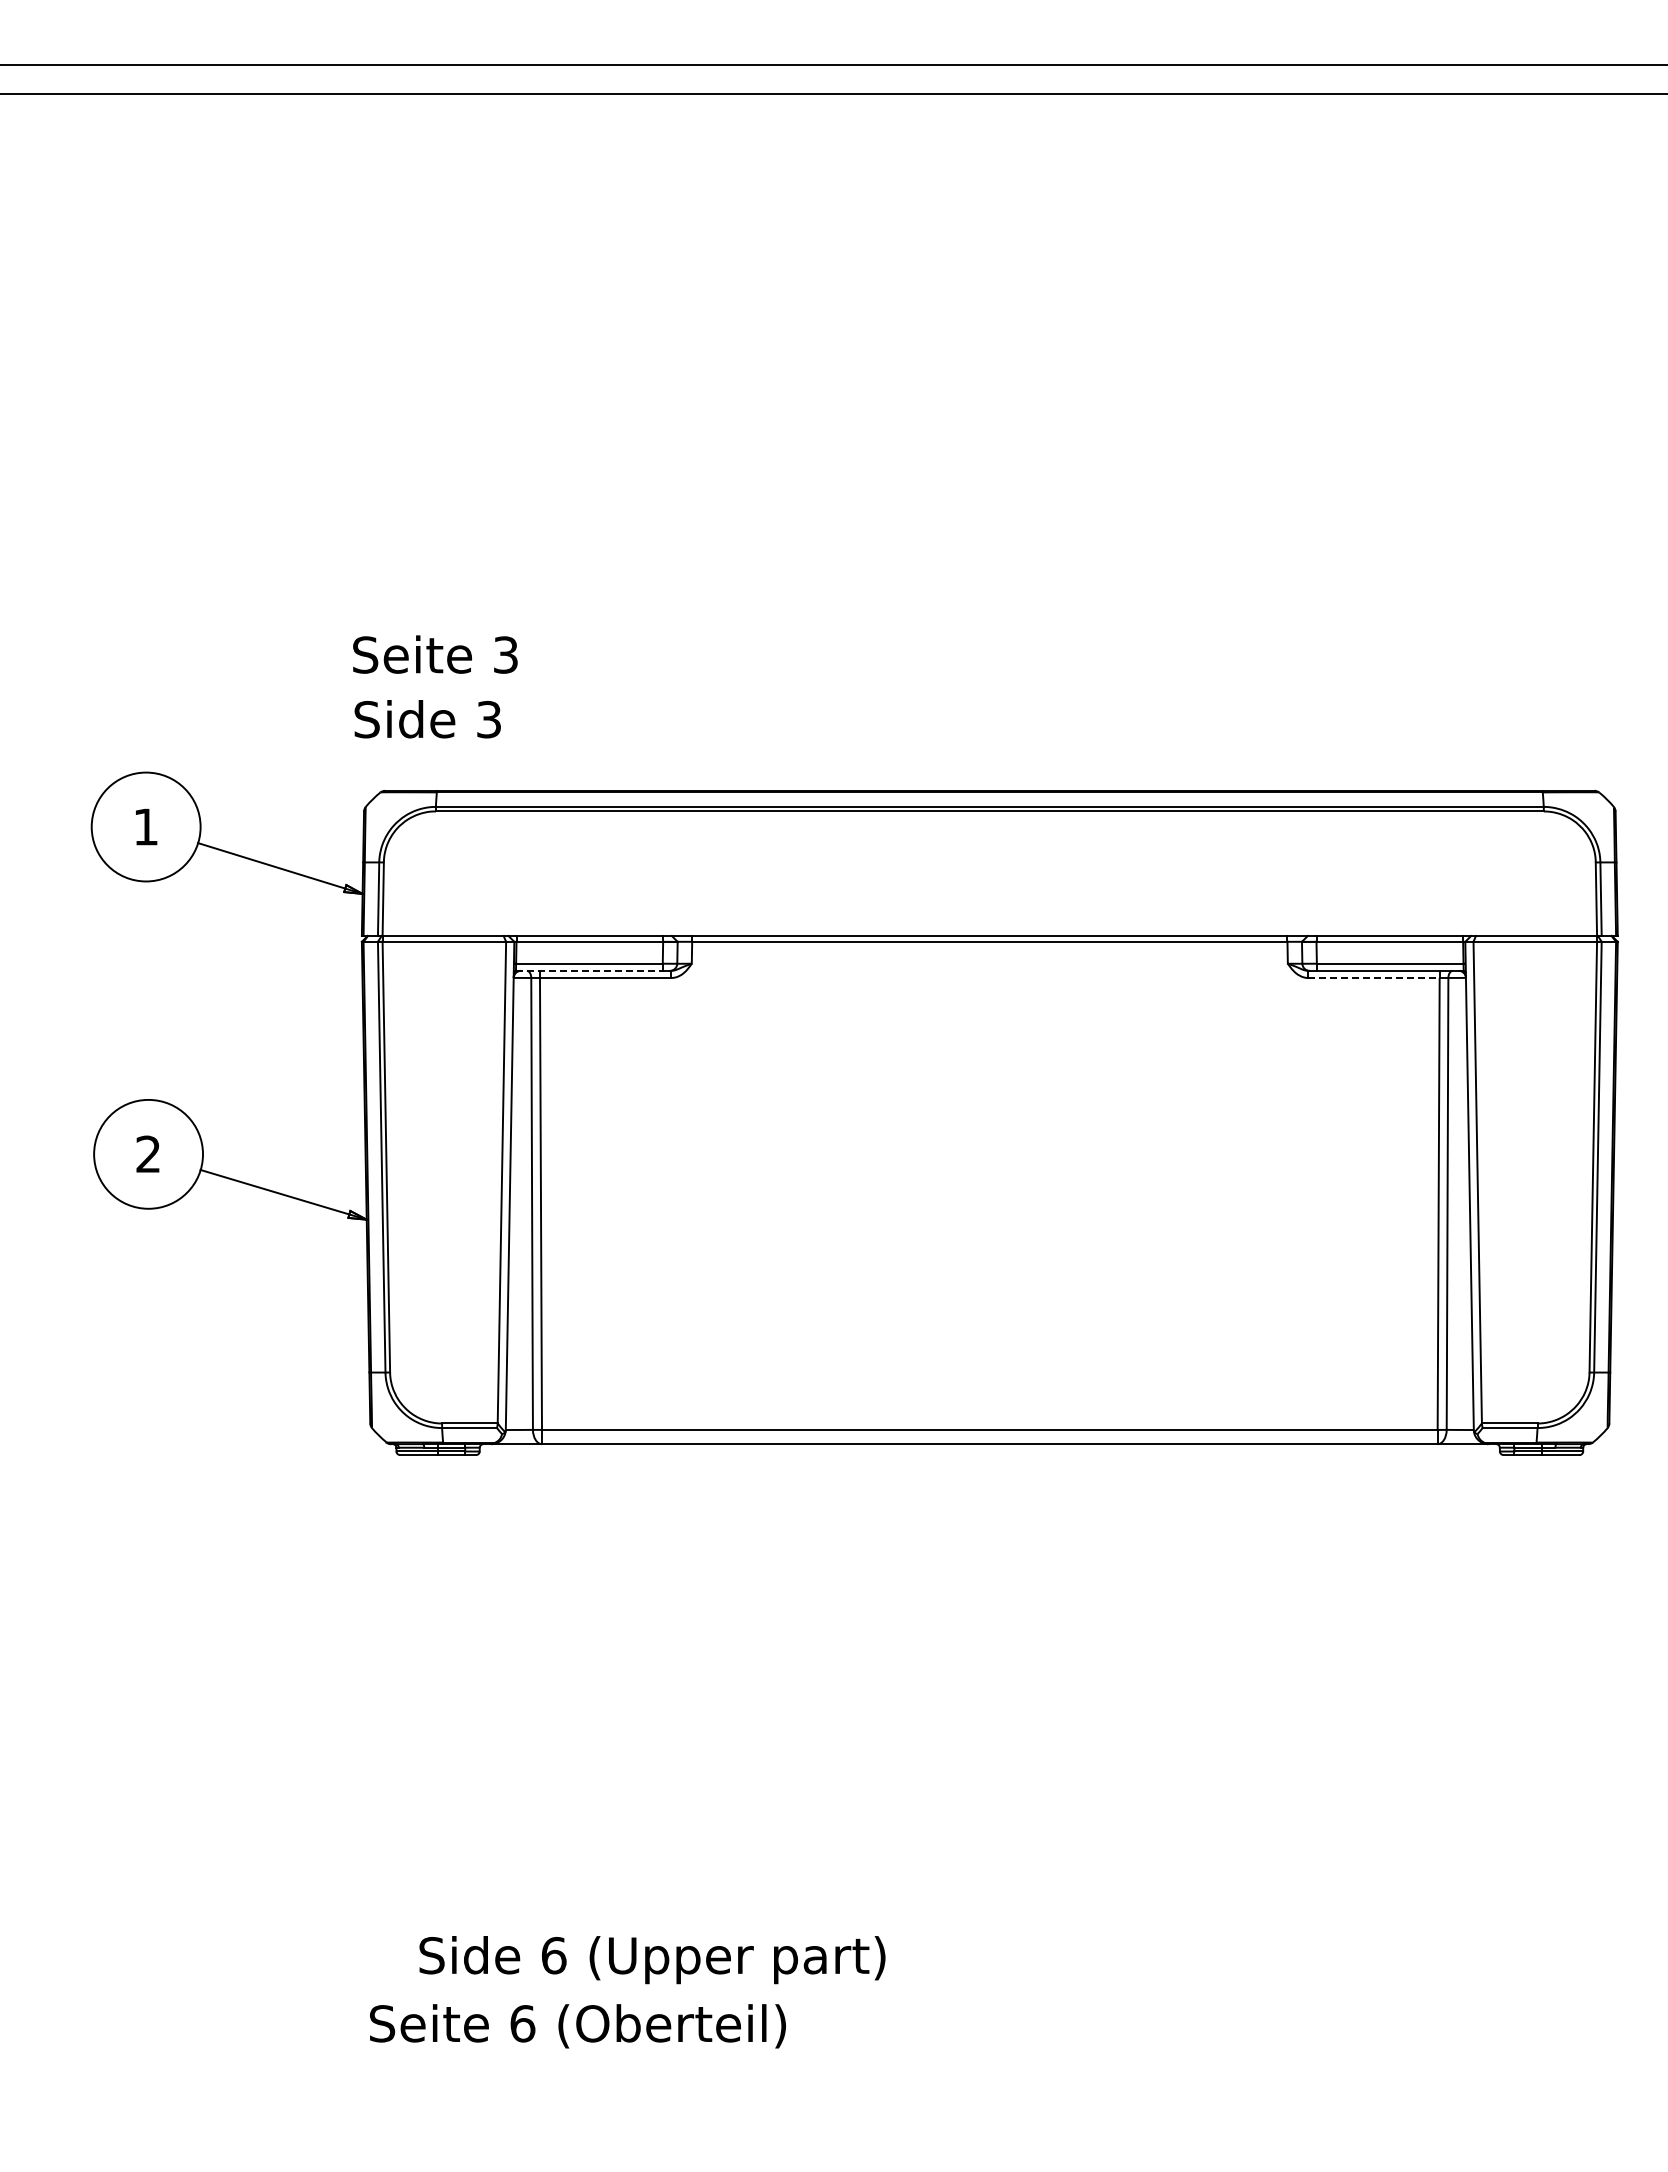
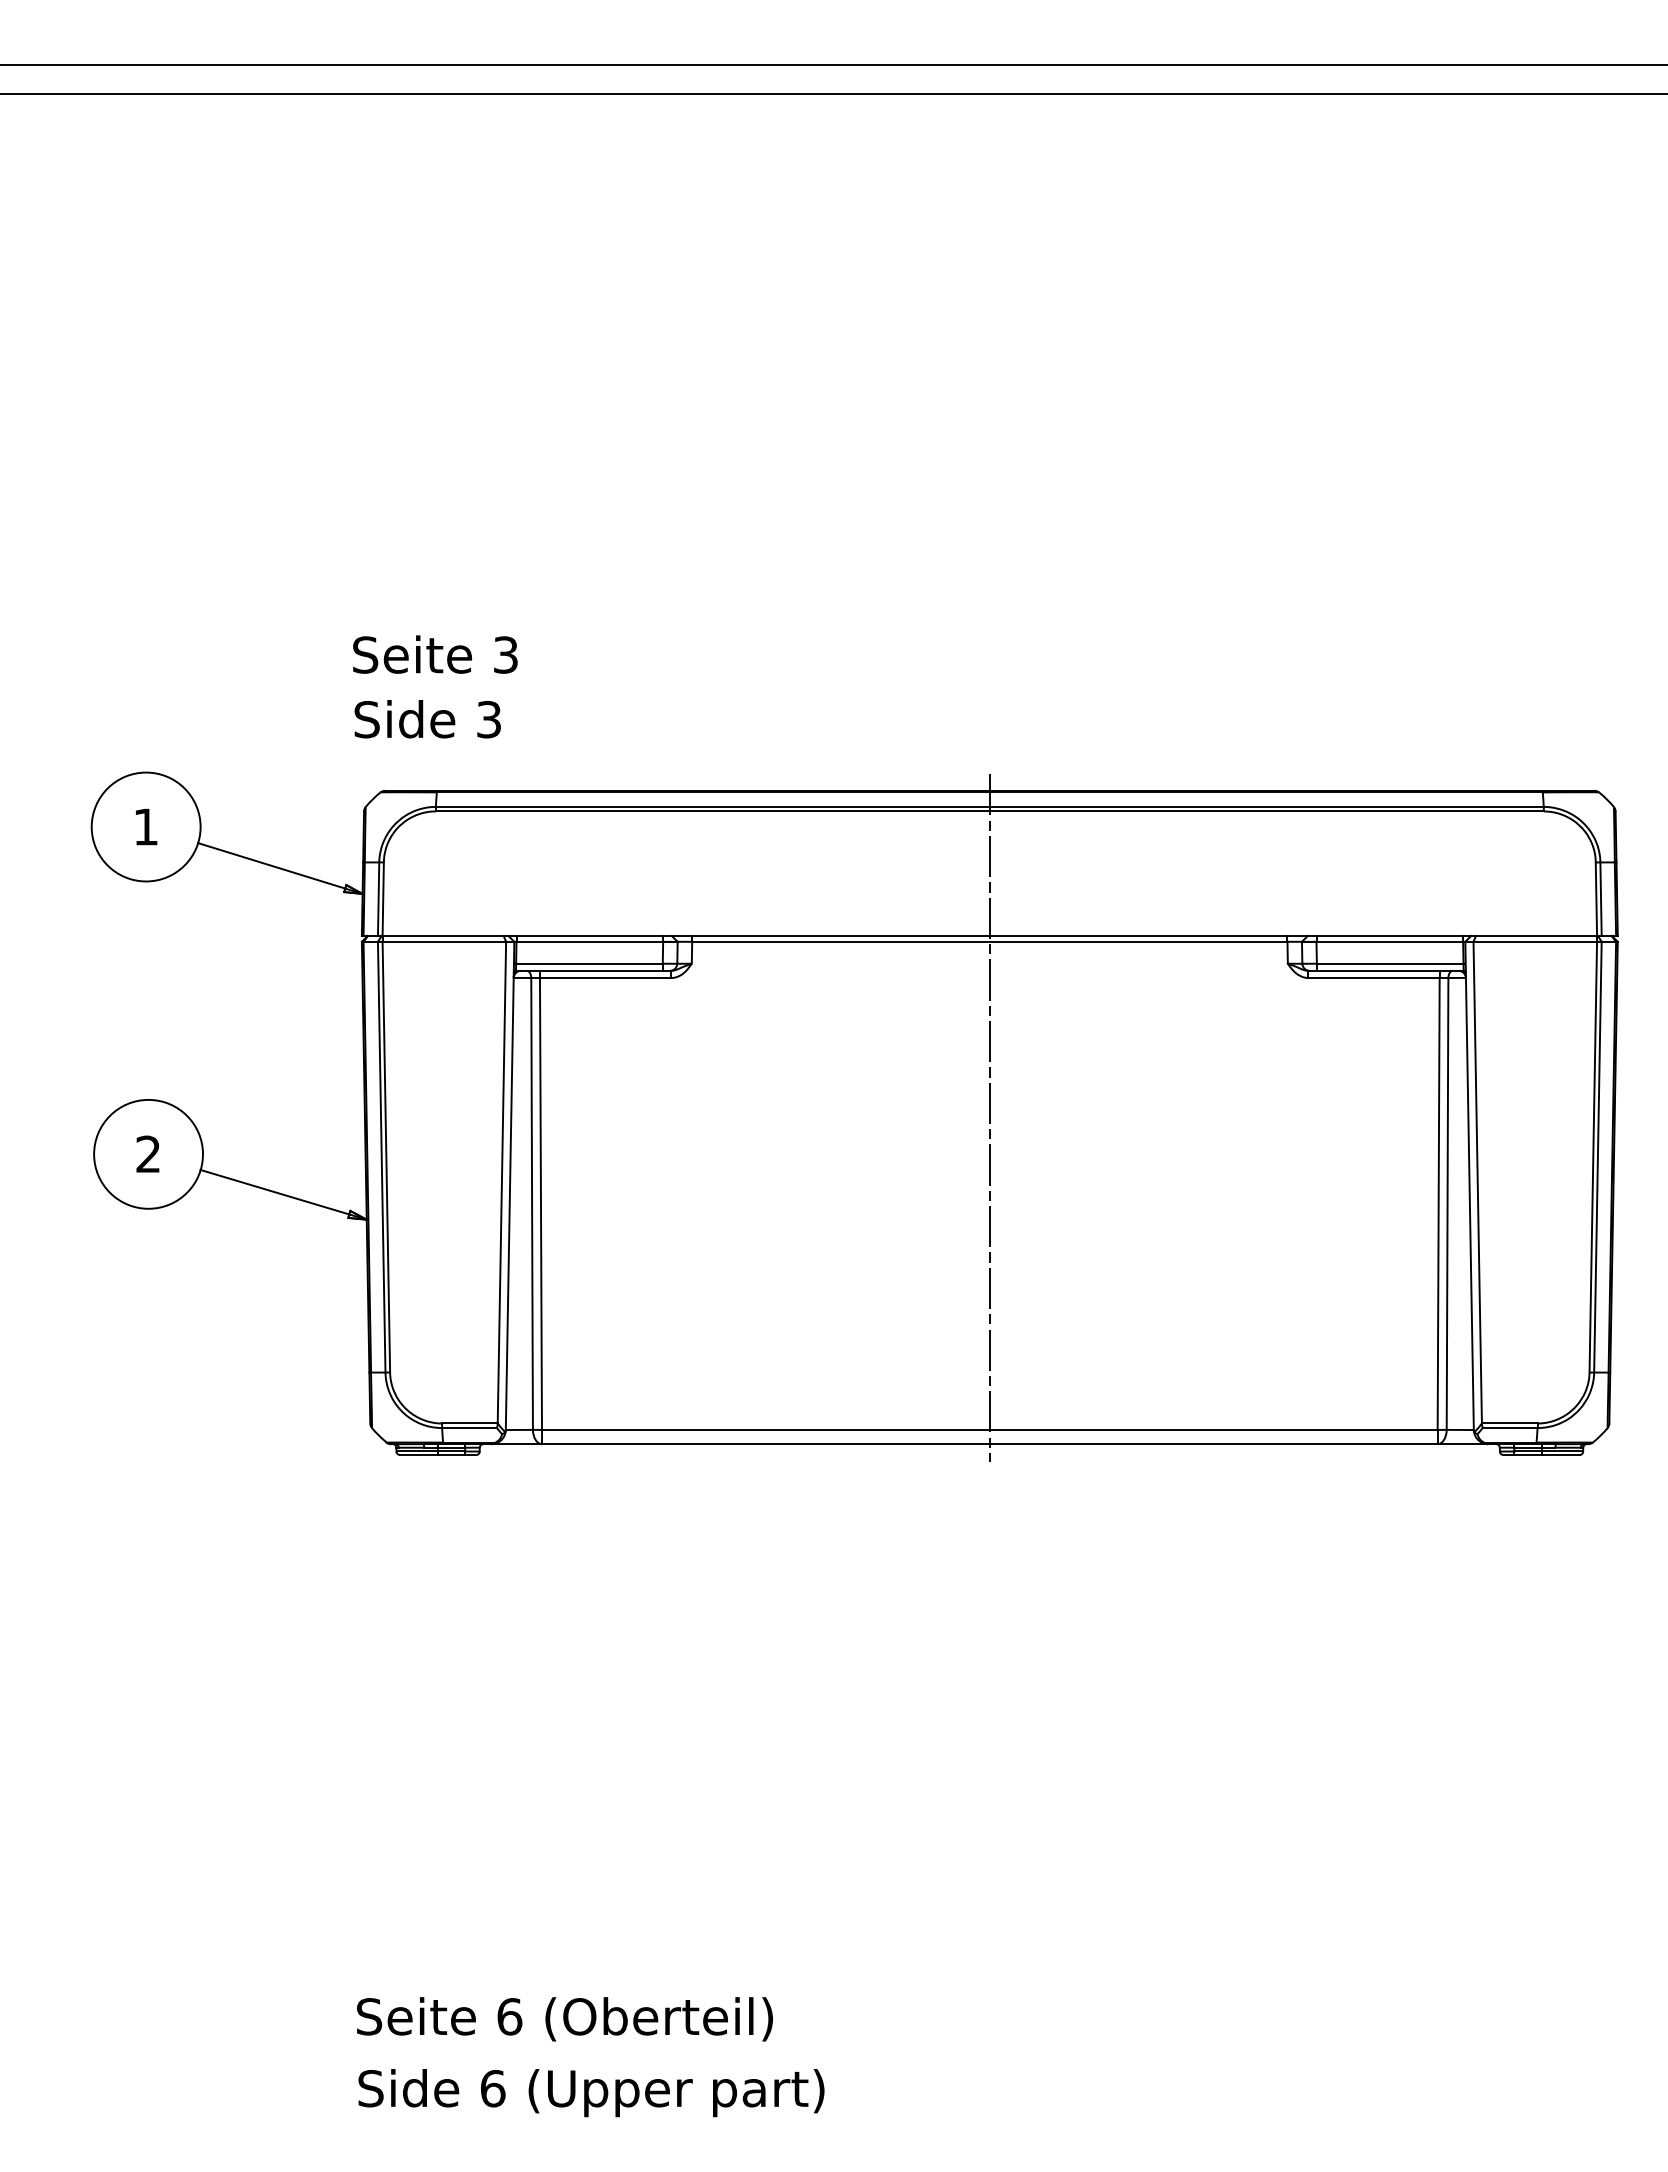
line: dashed -> solid (589, 970)
line: dashed -> solid (1373, 977)
line: none -> present (989, 1118)
text position: (652, 1960) -> (591, 2093) (591, 2093)
text position: (577, 2026) -> (564, 2019) (564, 2019)
